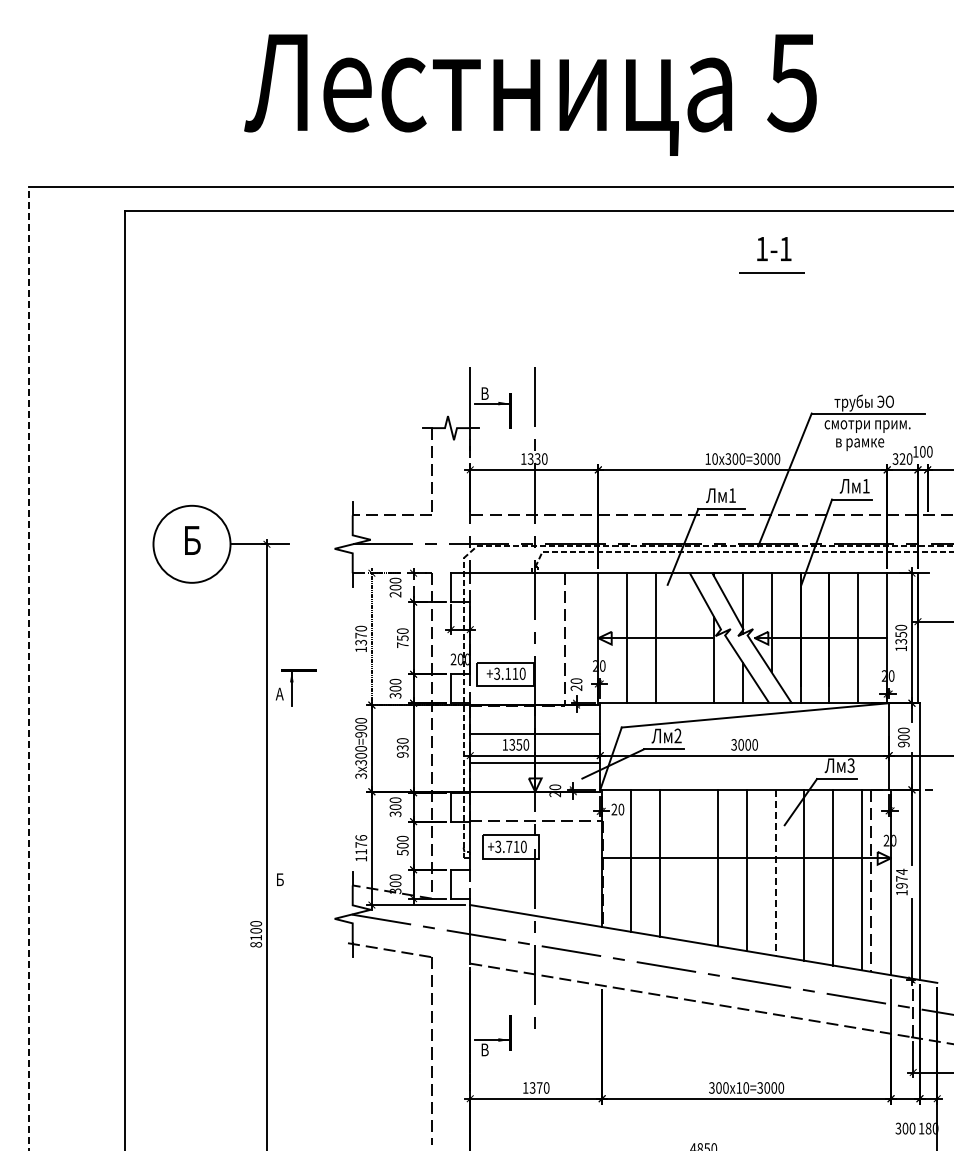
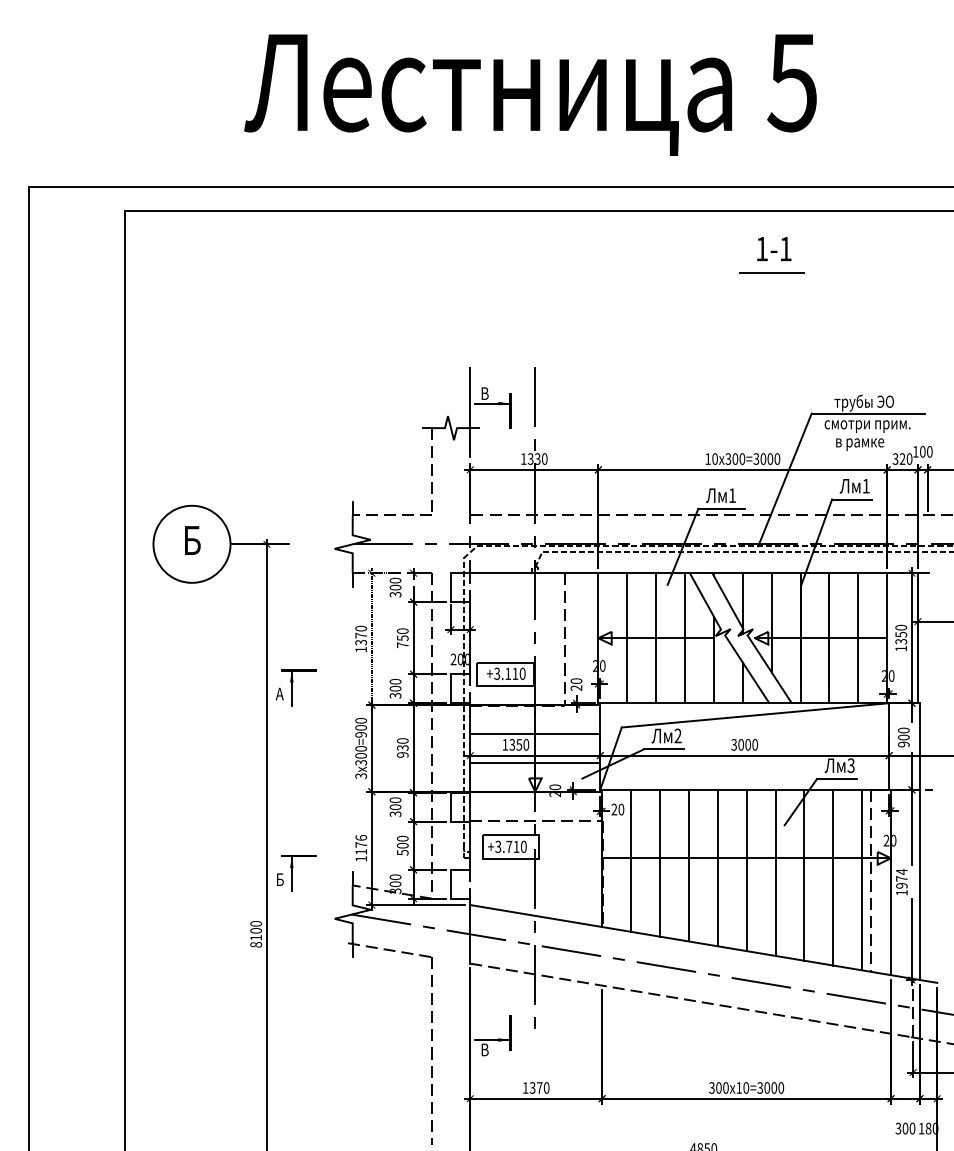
text: 200 -> 300 (395, 594)
line: none -> present (685, 638)
line: dashed -> solid (28, 668)
line: none -> present (688, 865)
part: none -> present (298, 873)
line: dashed -> solid (775, 873)
